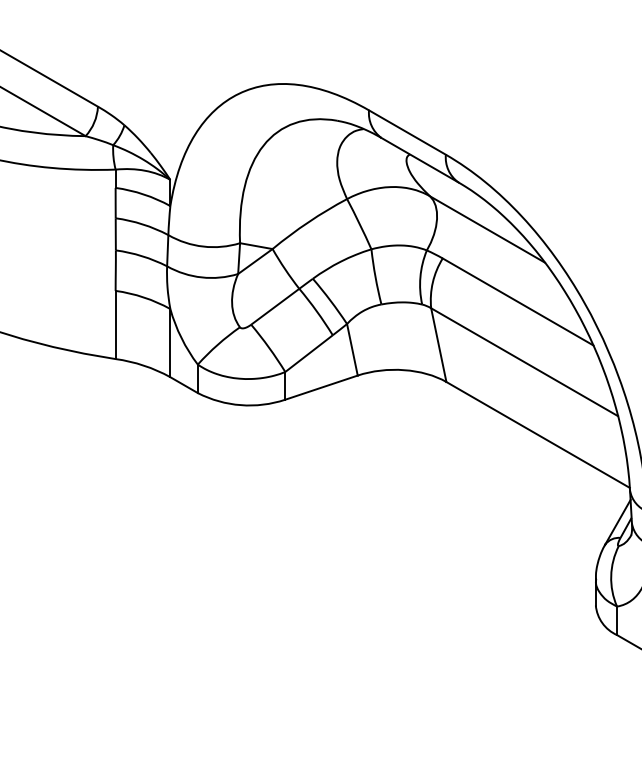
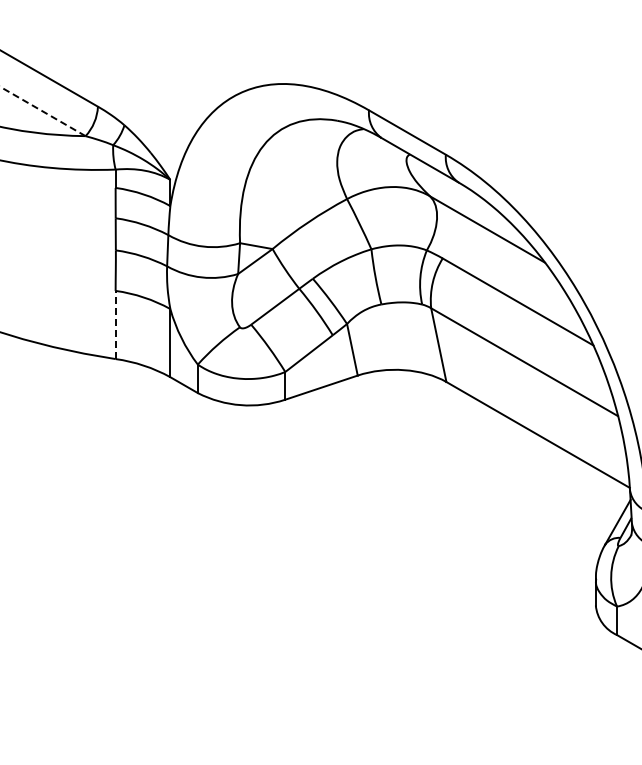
line: solid -> dashed (43, 111)
line: solid -> dashed (115, 324)
